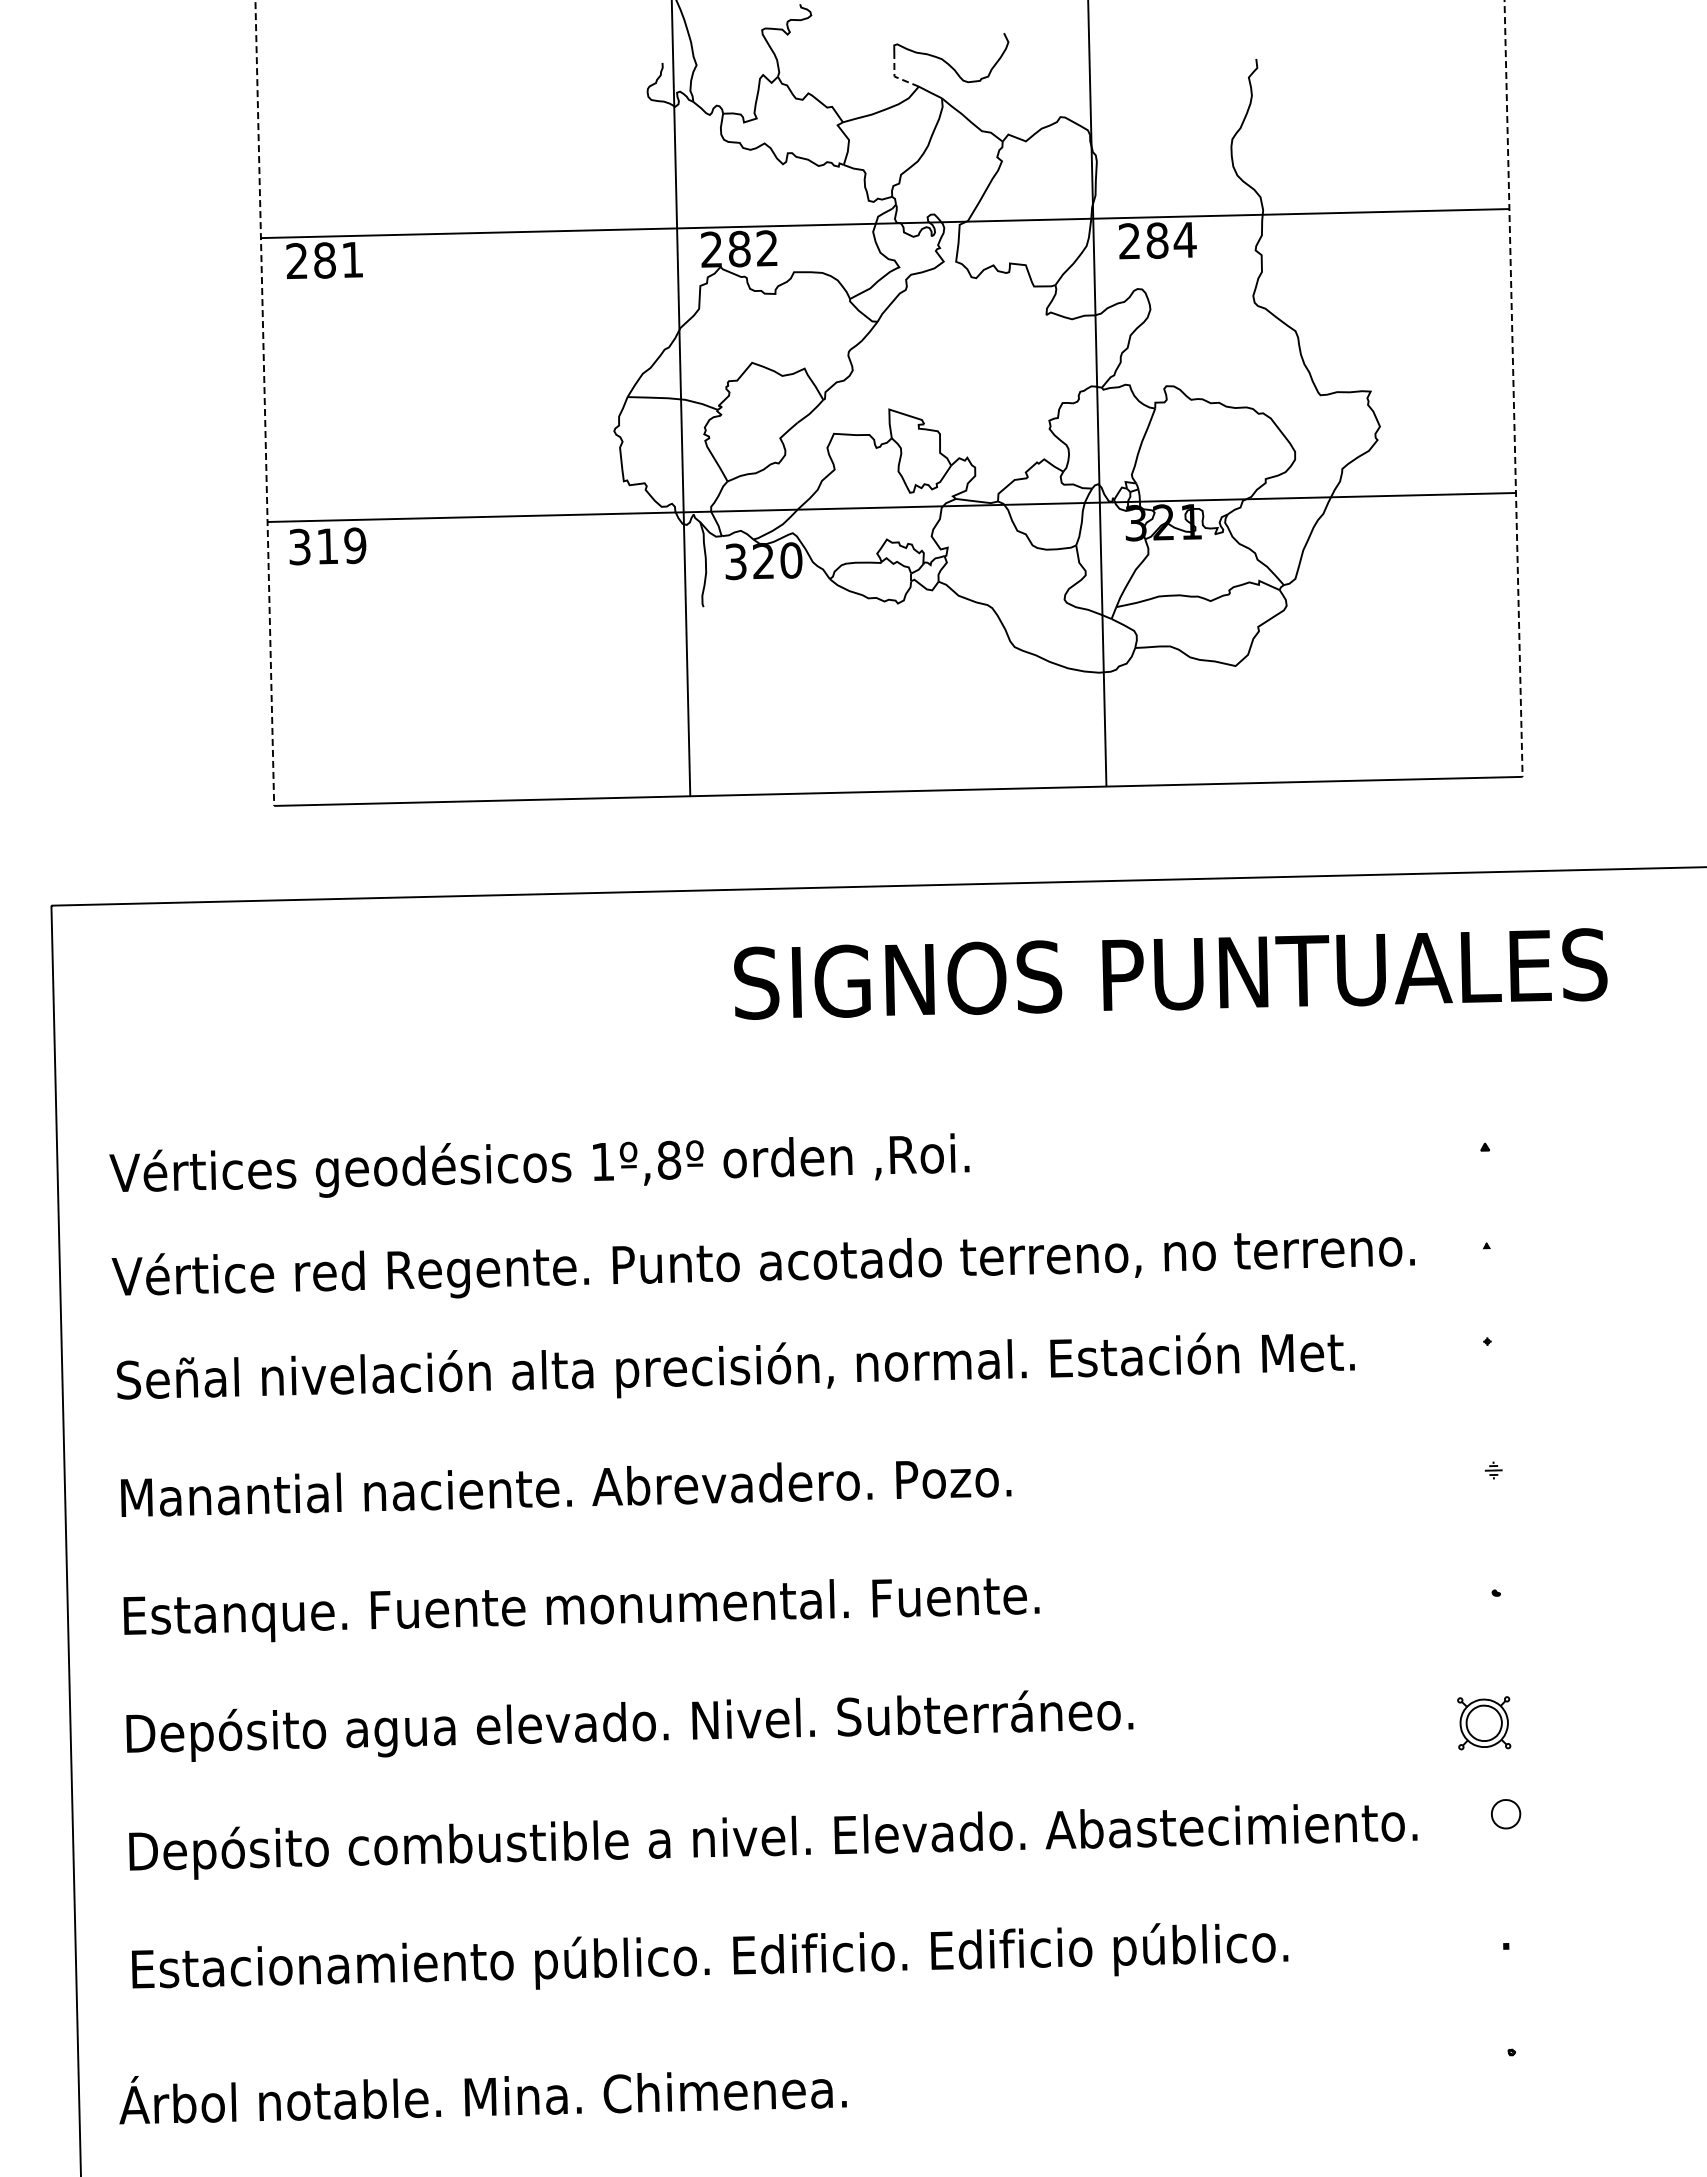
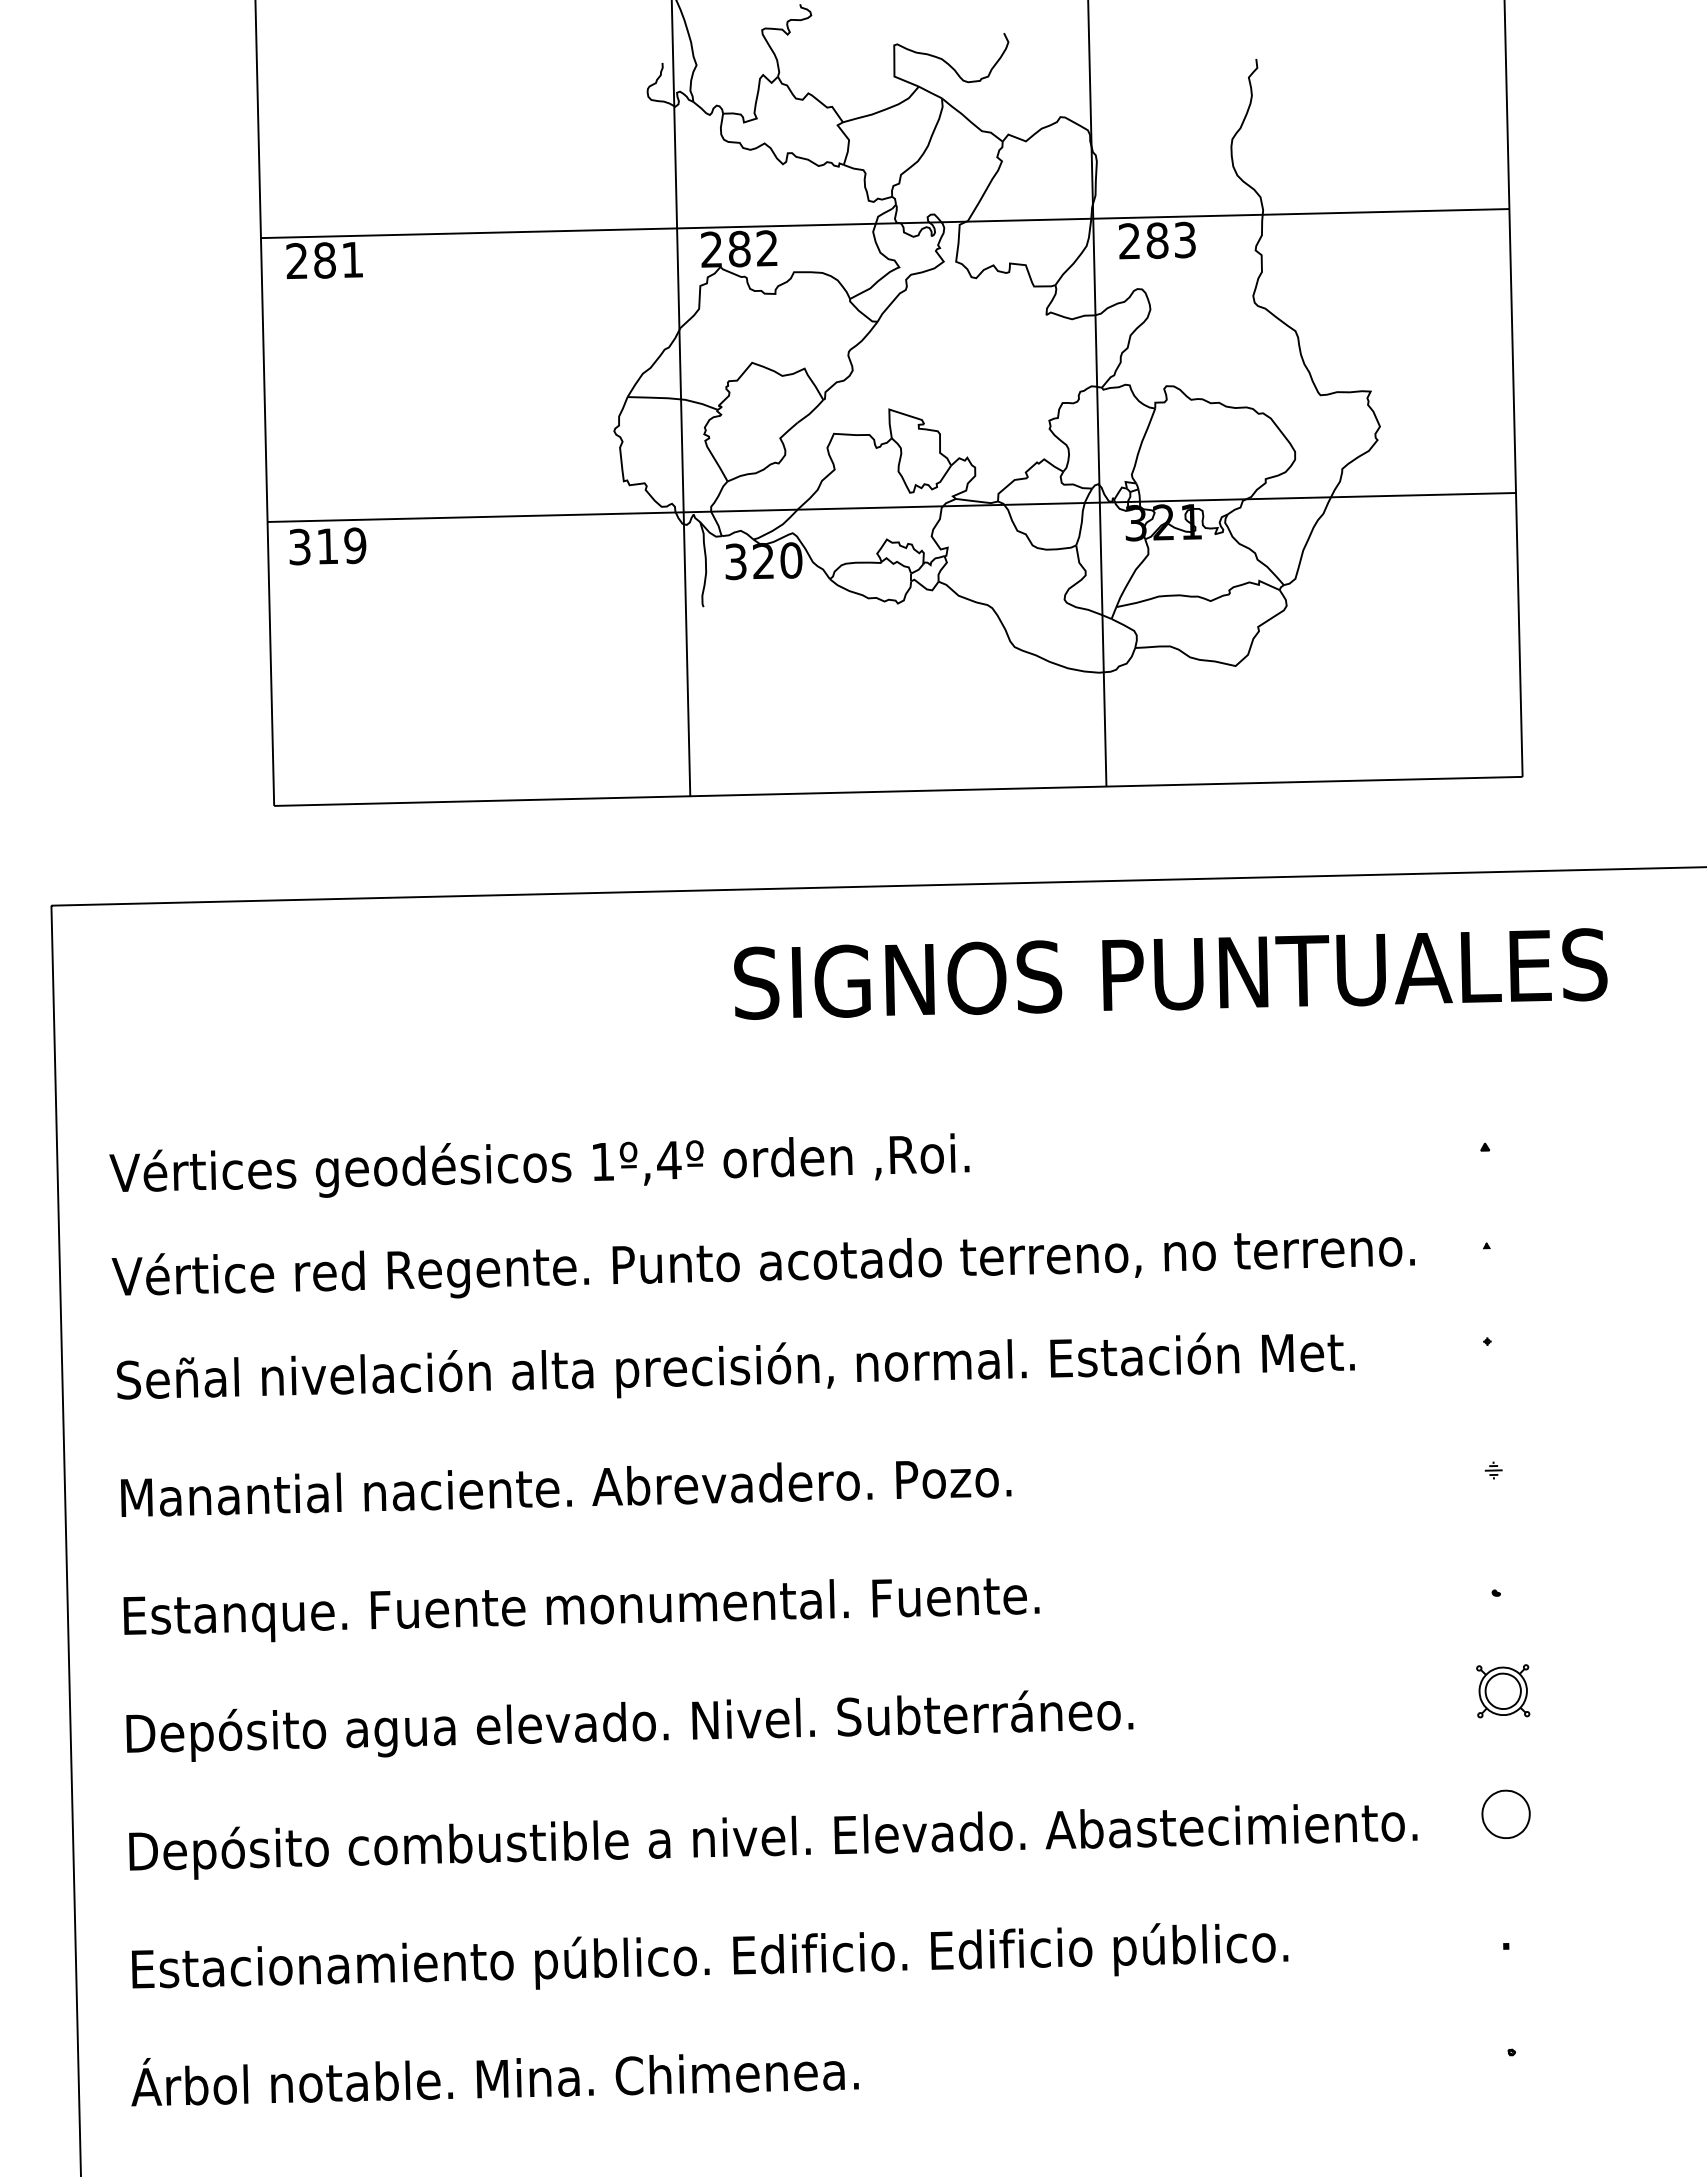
line: dashed -> solid (895, 76)
text: 284 -> 283 (1184, 239)
line: dashed -> solid (1513, 389)
line: dashed -> solid (264, 403)
text: 1º,8º -> 1º,4º (669, 1159)
part position: (1484, 1723) -> (1503, 1691) (1503, 1691)
part size: 31x31 px -> 50x50 px (1505, 1813)
text position: (482, 2098) -> (494, 2080) (494, 2080)
